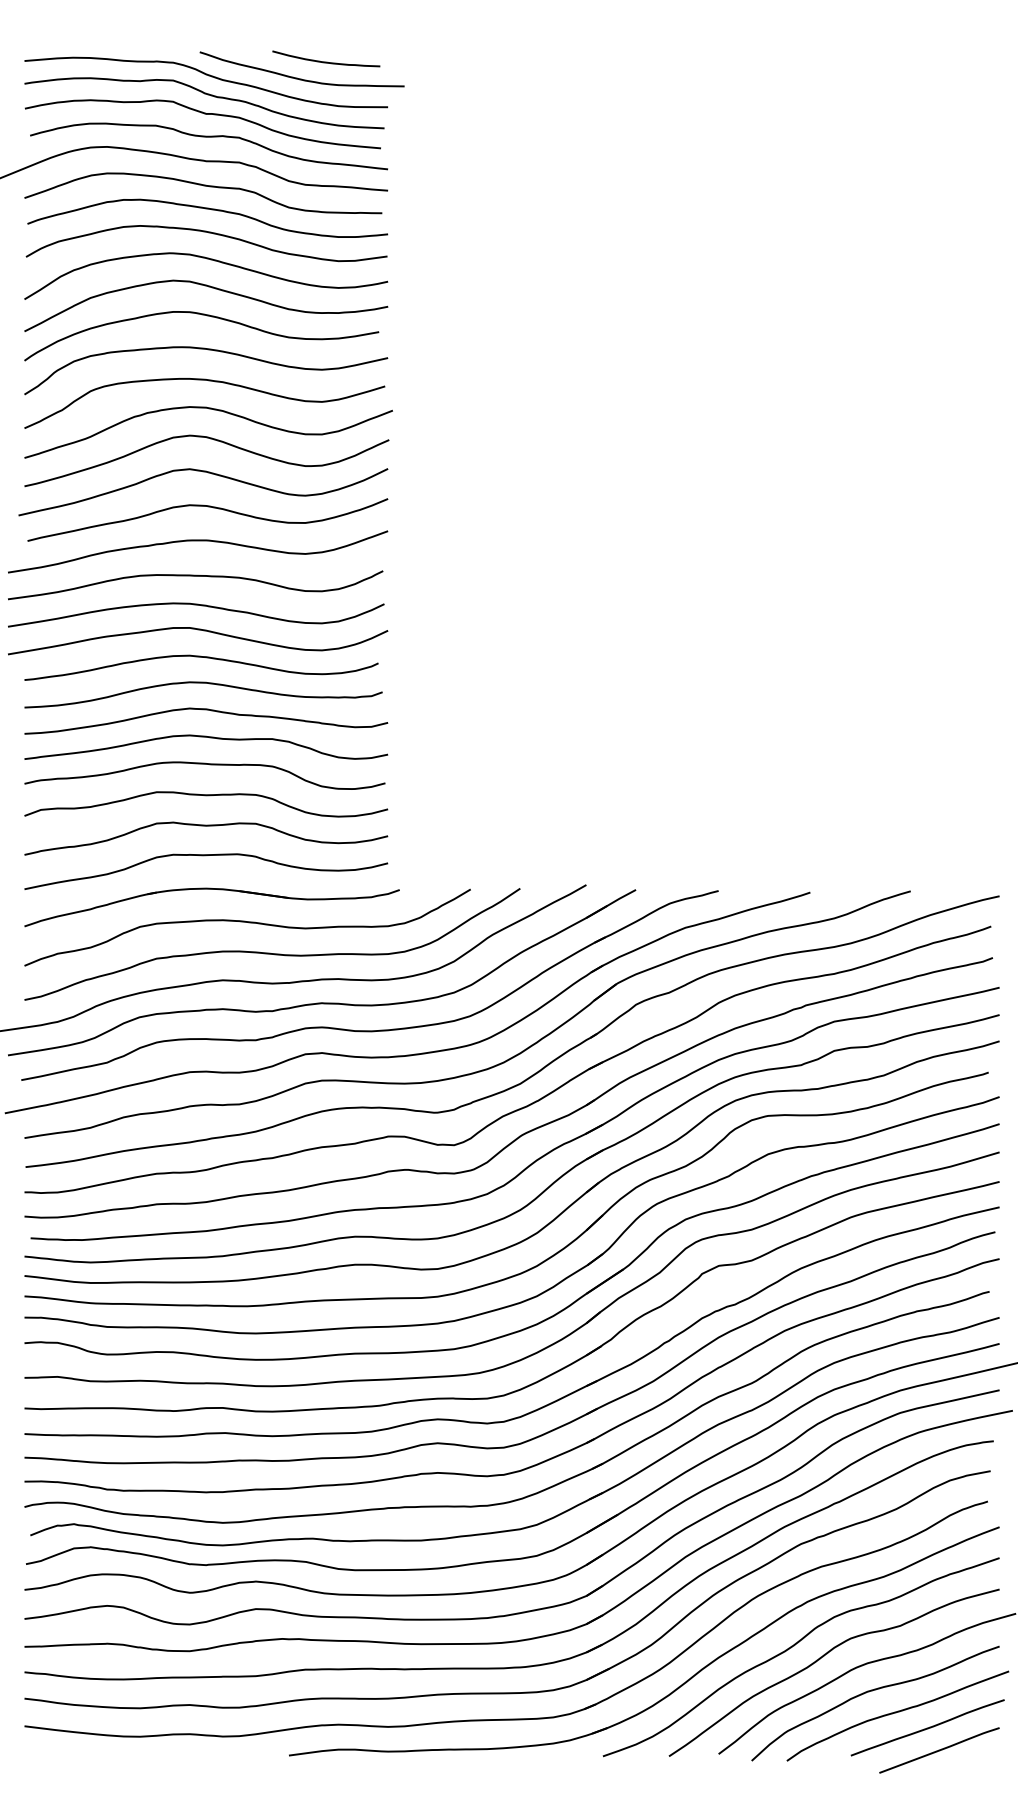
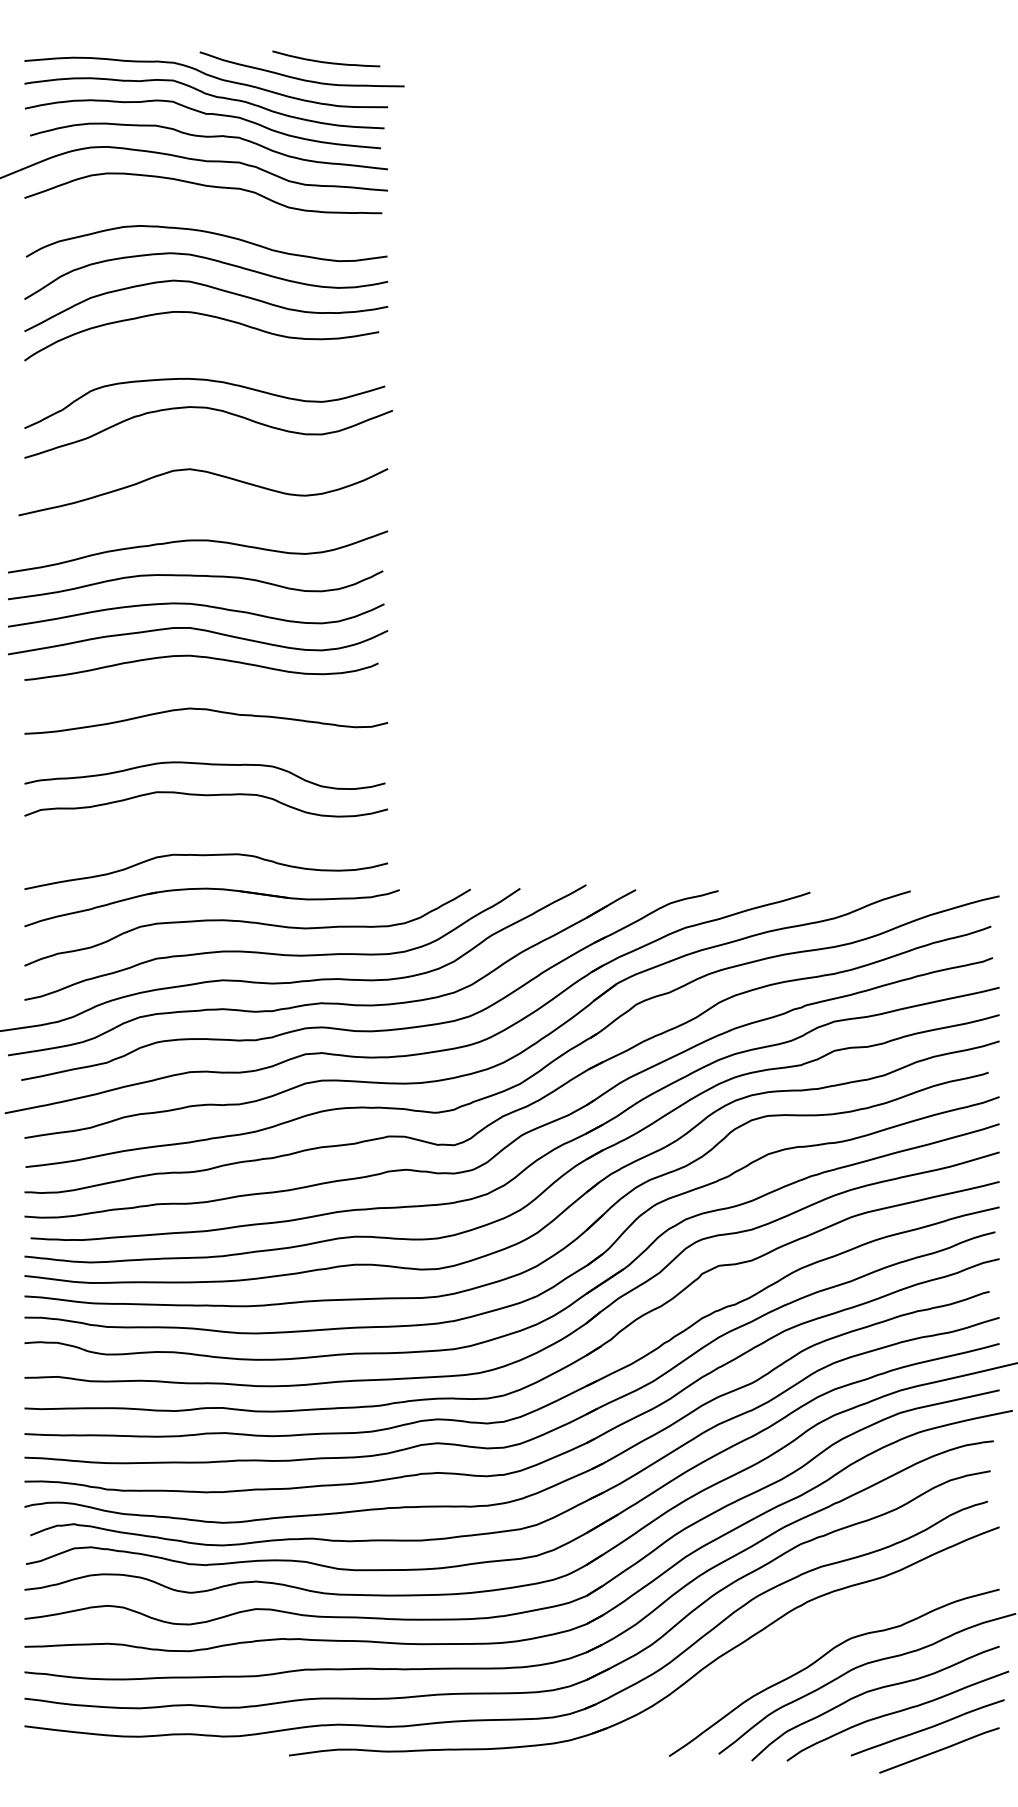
curve: present -> none (207, 209)
curve: present -> none (208, 350)
curve: present -> none (210, 439)
curve: present -> none (208, 507)
curve: present -> none (203, 683)
curve: present -> none (209, 738)
curve: present -> none (206, 826)
curve: present -> none (794, 1646)
